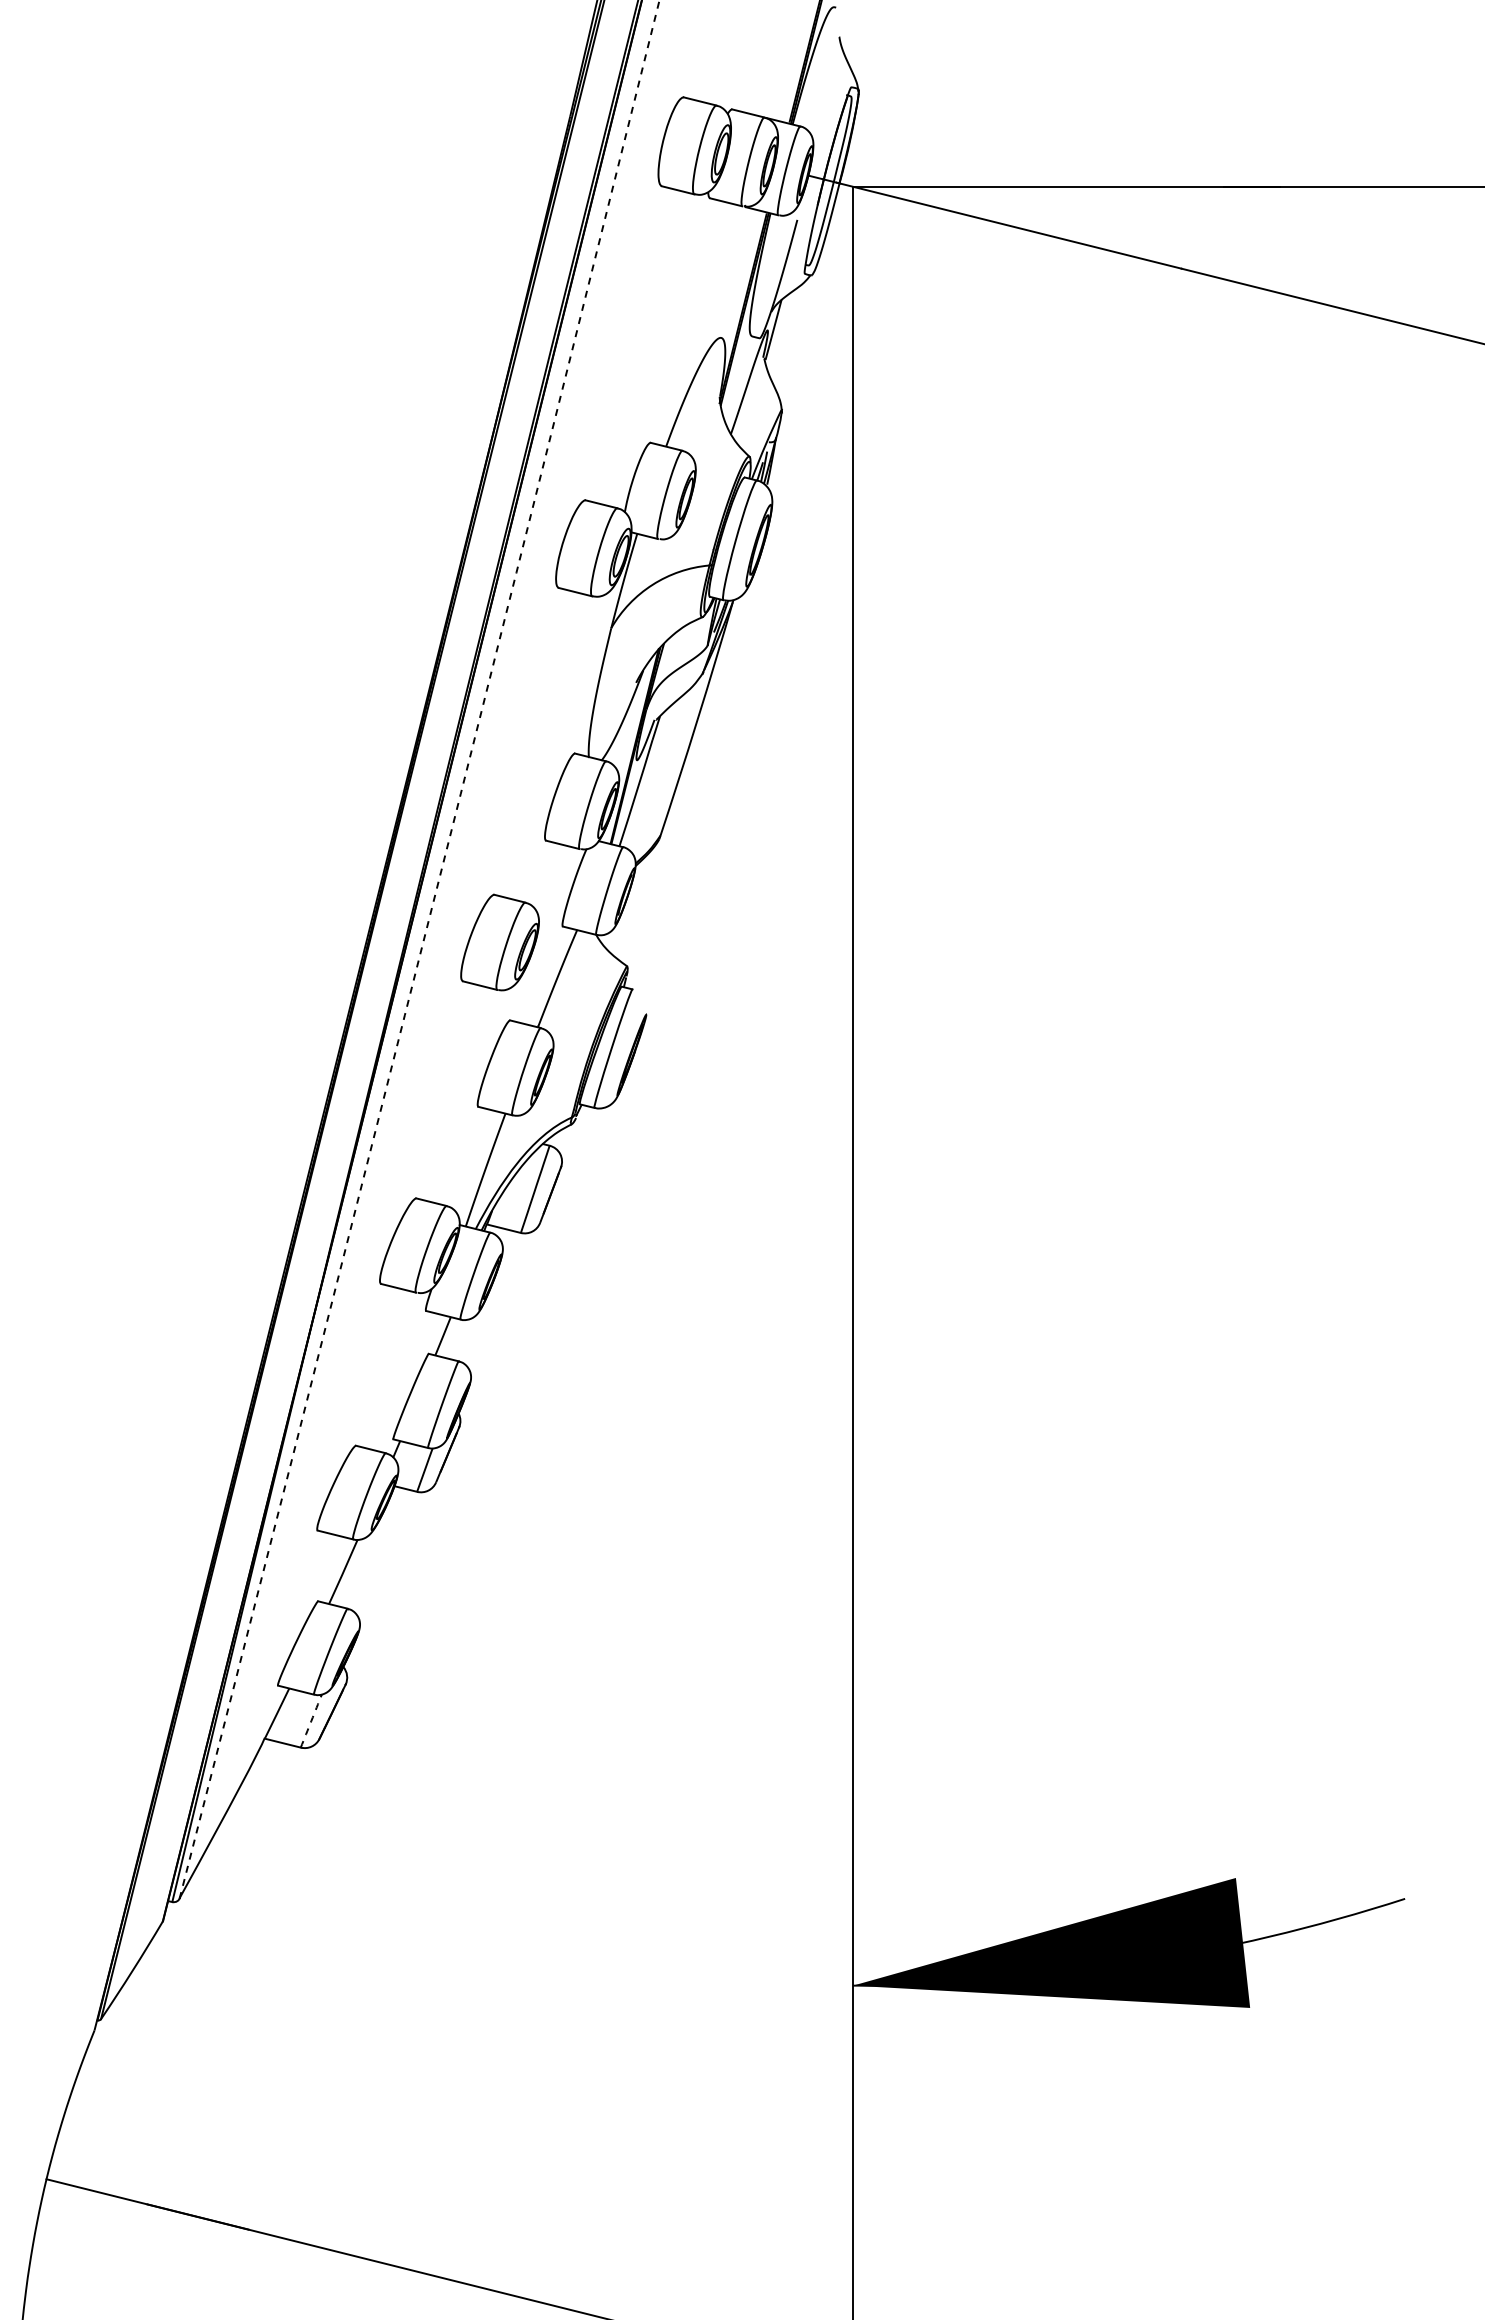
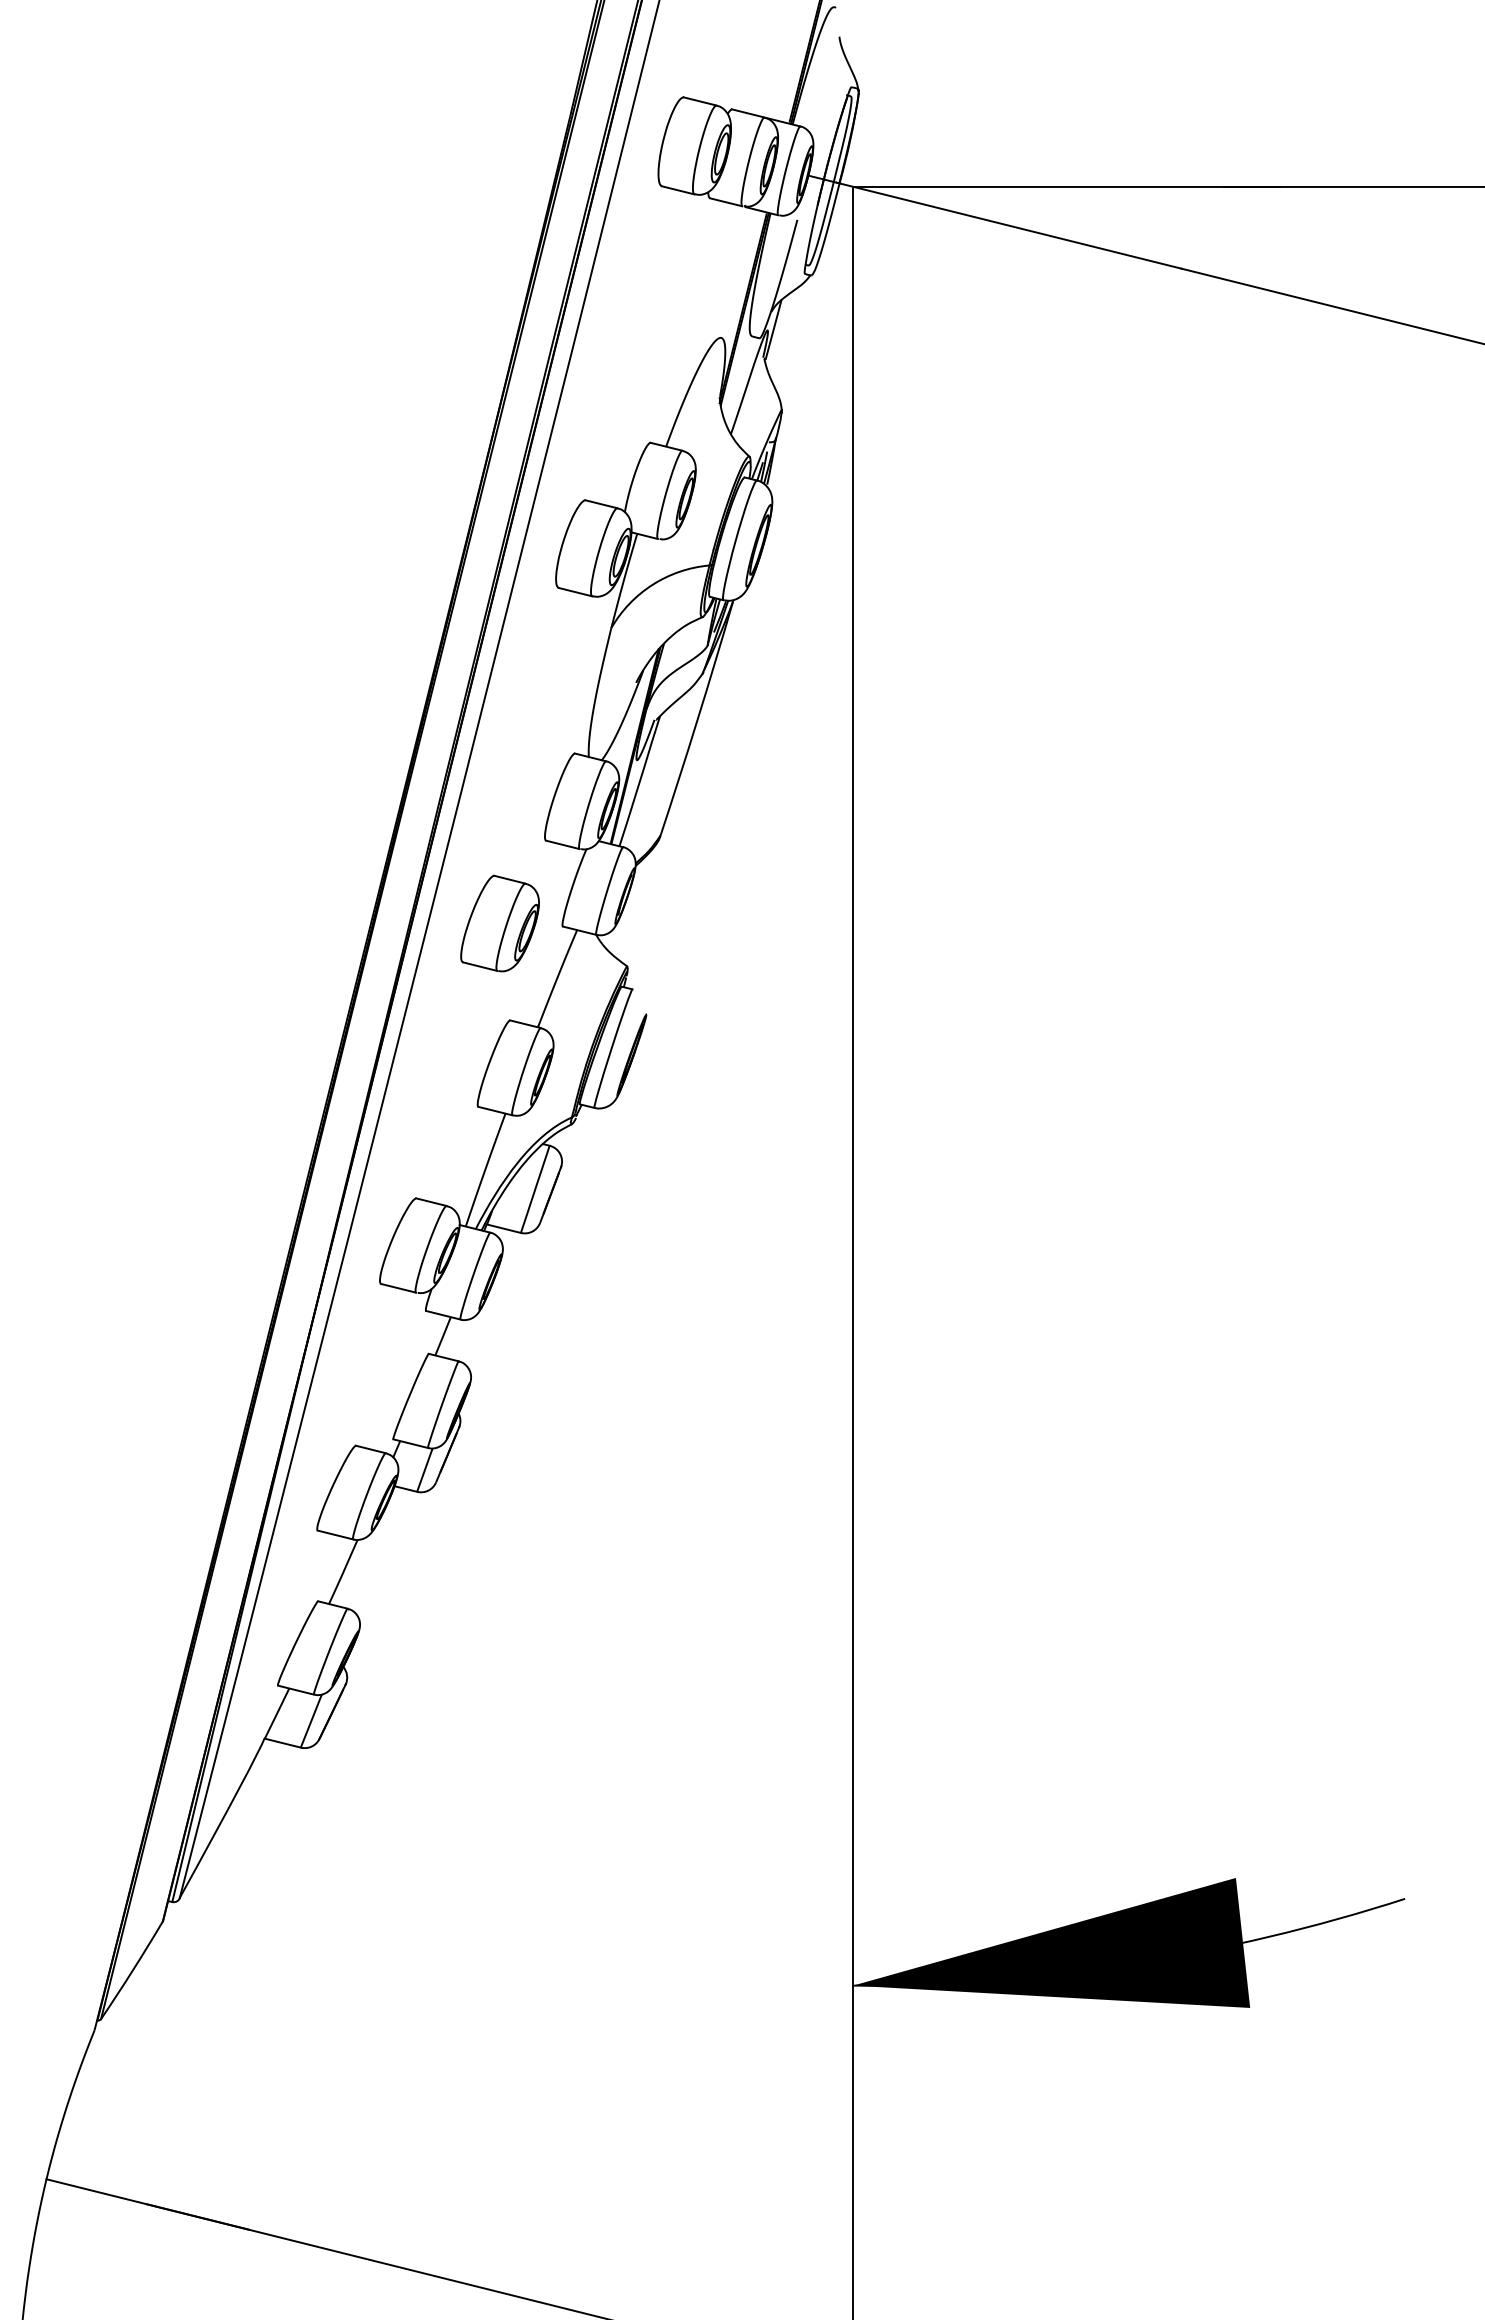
part position: (499, 942) -> (499, 923) (499, 923)
arc: dashed -> solid (421, 950)
arc: dashed -> solid (311, 1721)
